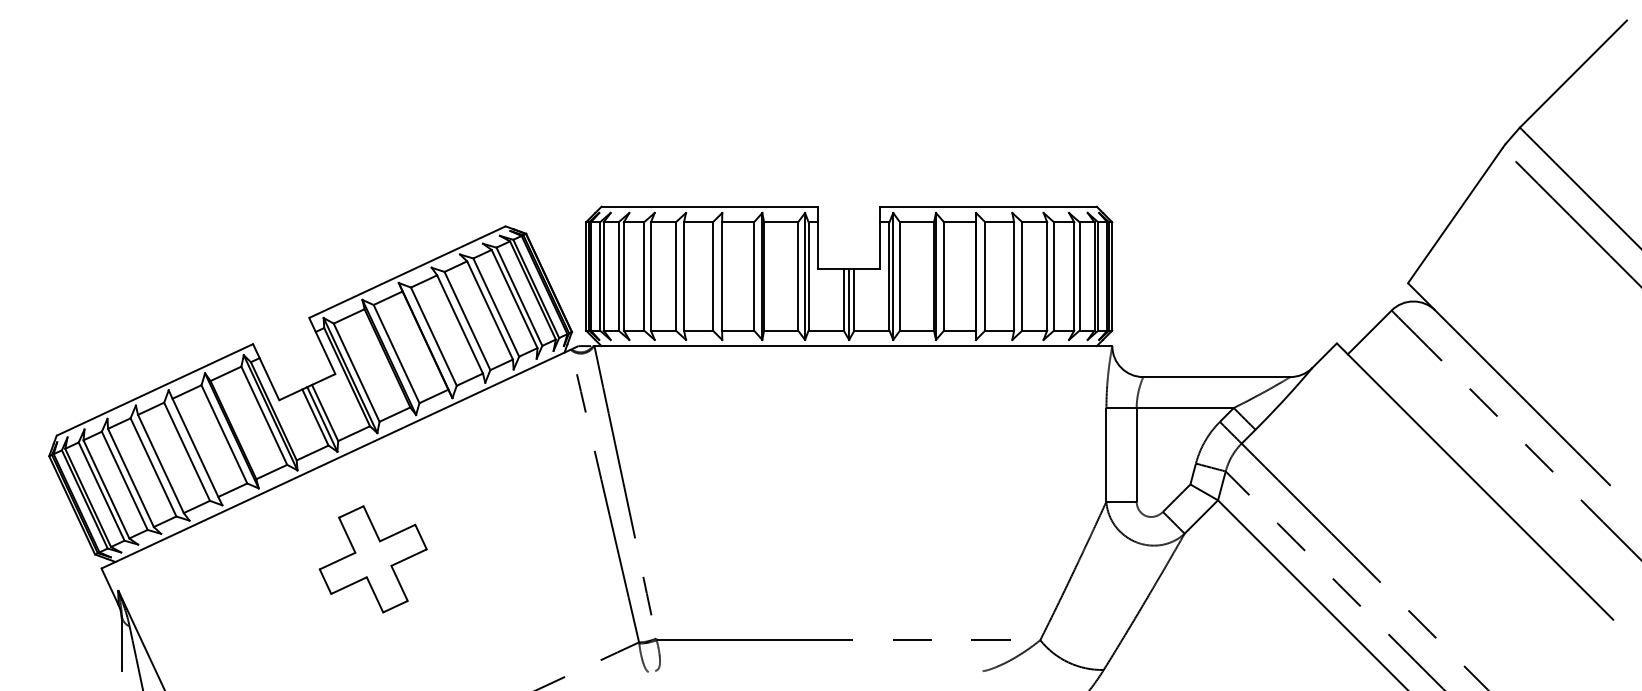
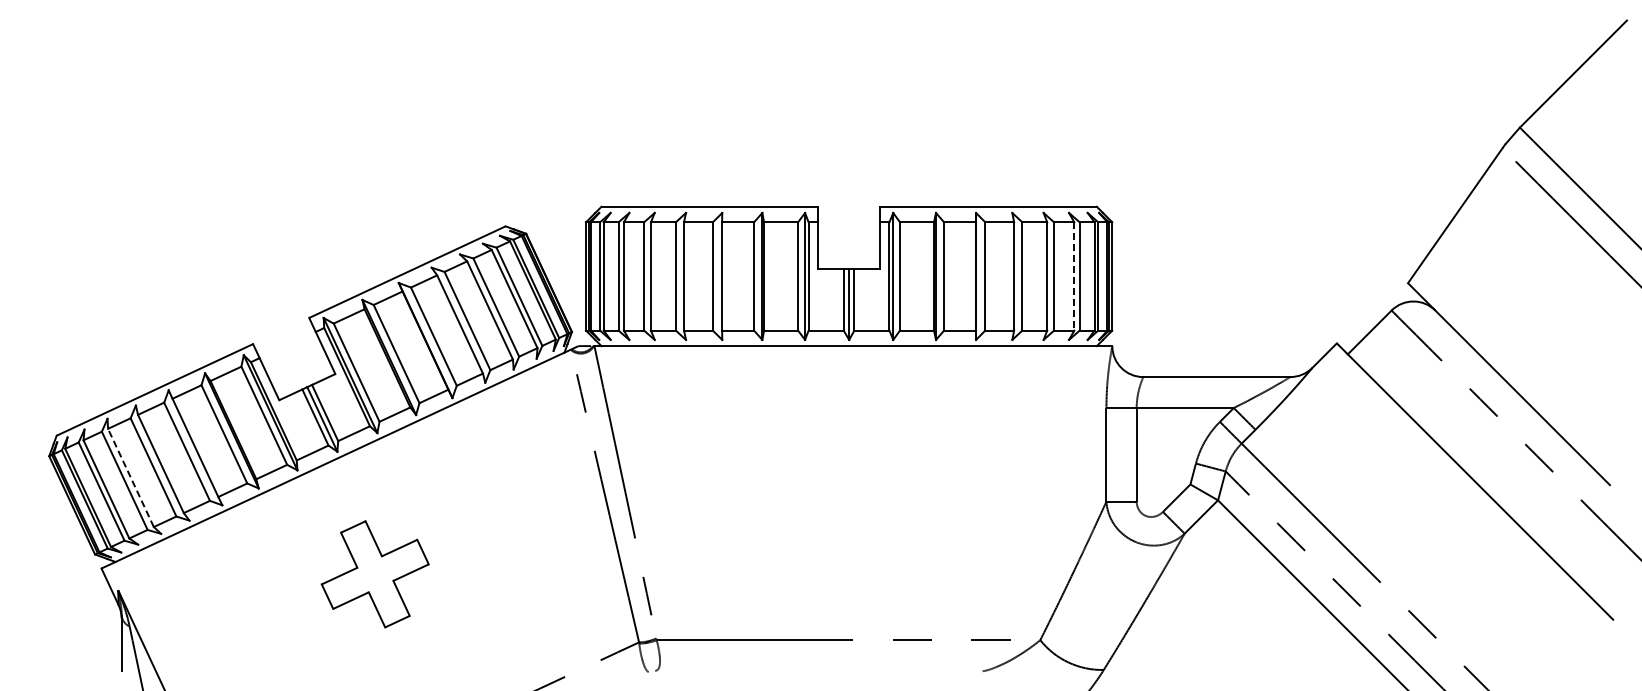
line: solid -> dashed (1074, 276)
line: solid -> dashed (130, 477)
part position: (372, 559) -> (374, 574) (374, 574)
